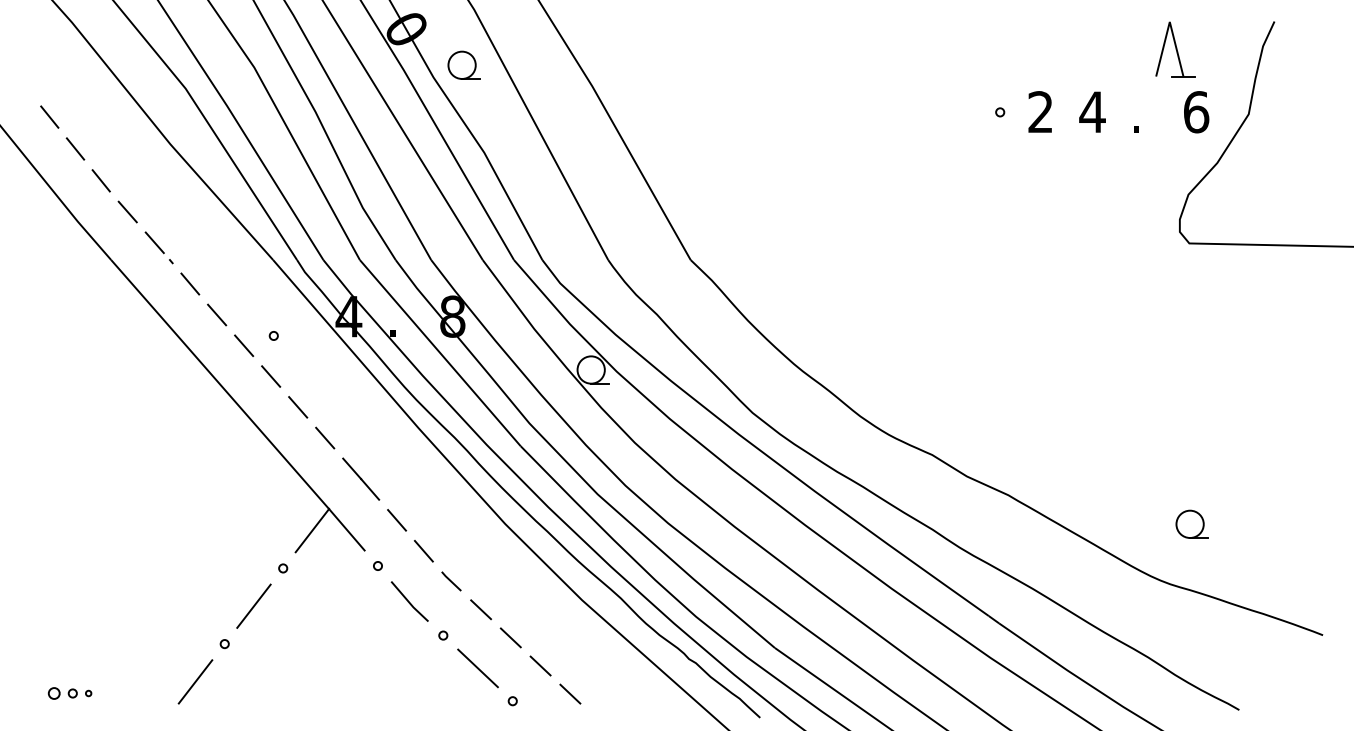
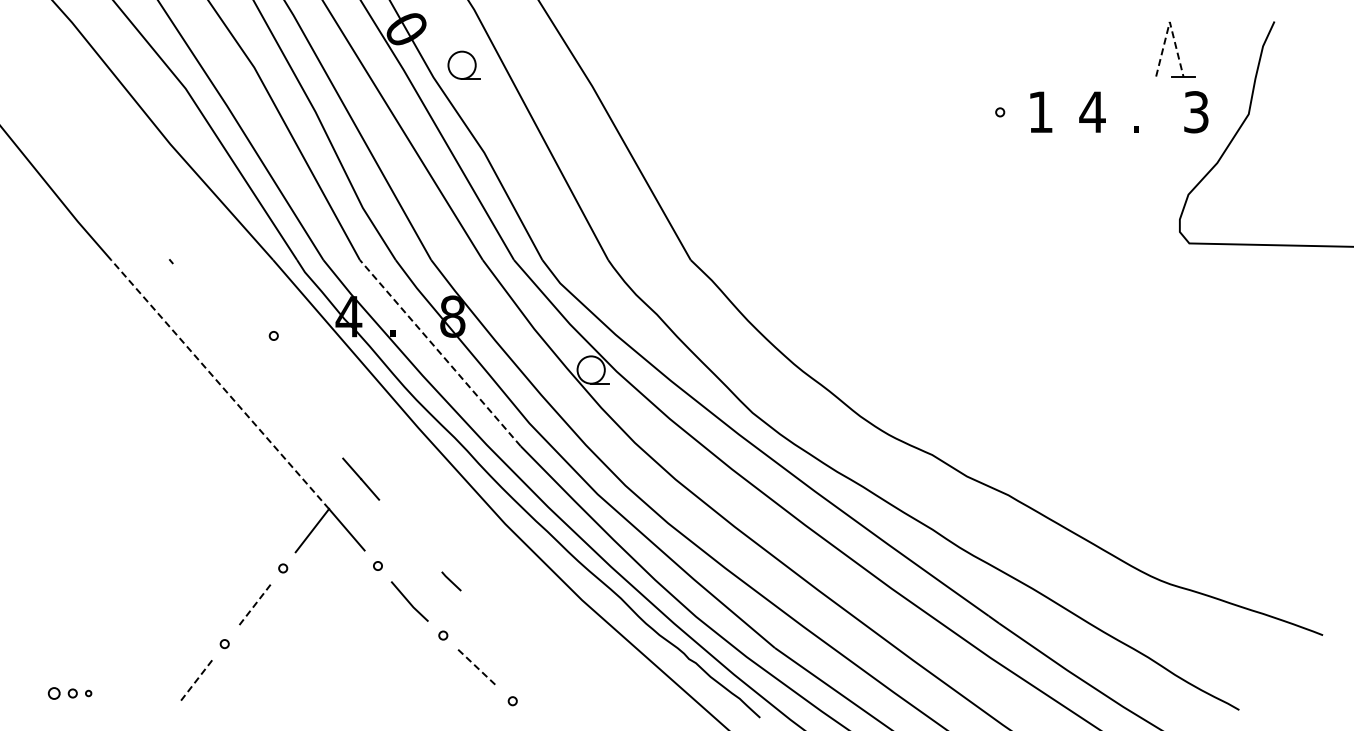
line: solid -> dashed (1169, 21)
text: 2 -> 1 (1040, 111)
text: 6 -> 3 (1196, 112)
line: present -> none (49, 116)
line: present -> none (75, 148)
line: present -> none (100, 180)
line: present -> none (127, 211)
line: present -> none (154, 242)
line: present -> none (190, 283)
line: present -> none (217, 314)
line: present -> none (244, 345)
line: solid -> dashed (440, 353)
line: present -> none (271, 376)
line: solid -> dashed (219, 383)
line: present -> none (298, 407)
line: present -> none (325, 437)
line: present -> none (396, 520)
part: present -> none (1191, 523)
line: present -> none (423, 550)
line: solid -> dashed (253, 606)
line: present -> none (481, 609)
line: present -> none (510, 637)
line: present -> none (540, 665)
line: solid -> dashed (478, 668)
line: solid -> dashed (195, 682)
line: present -> none (570, 693)
